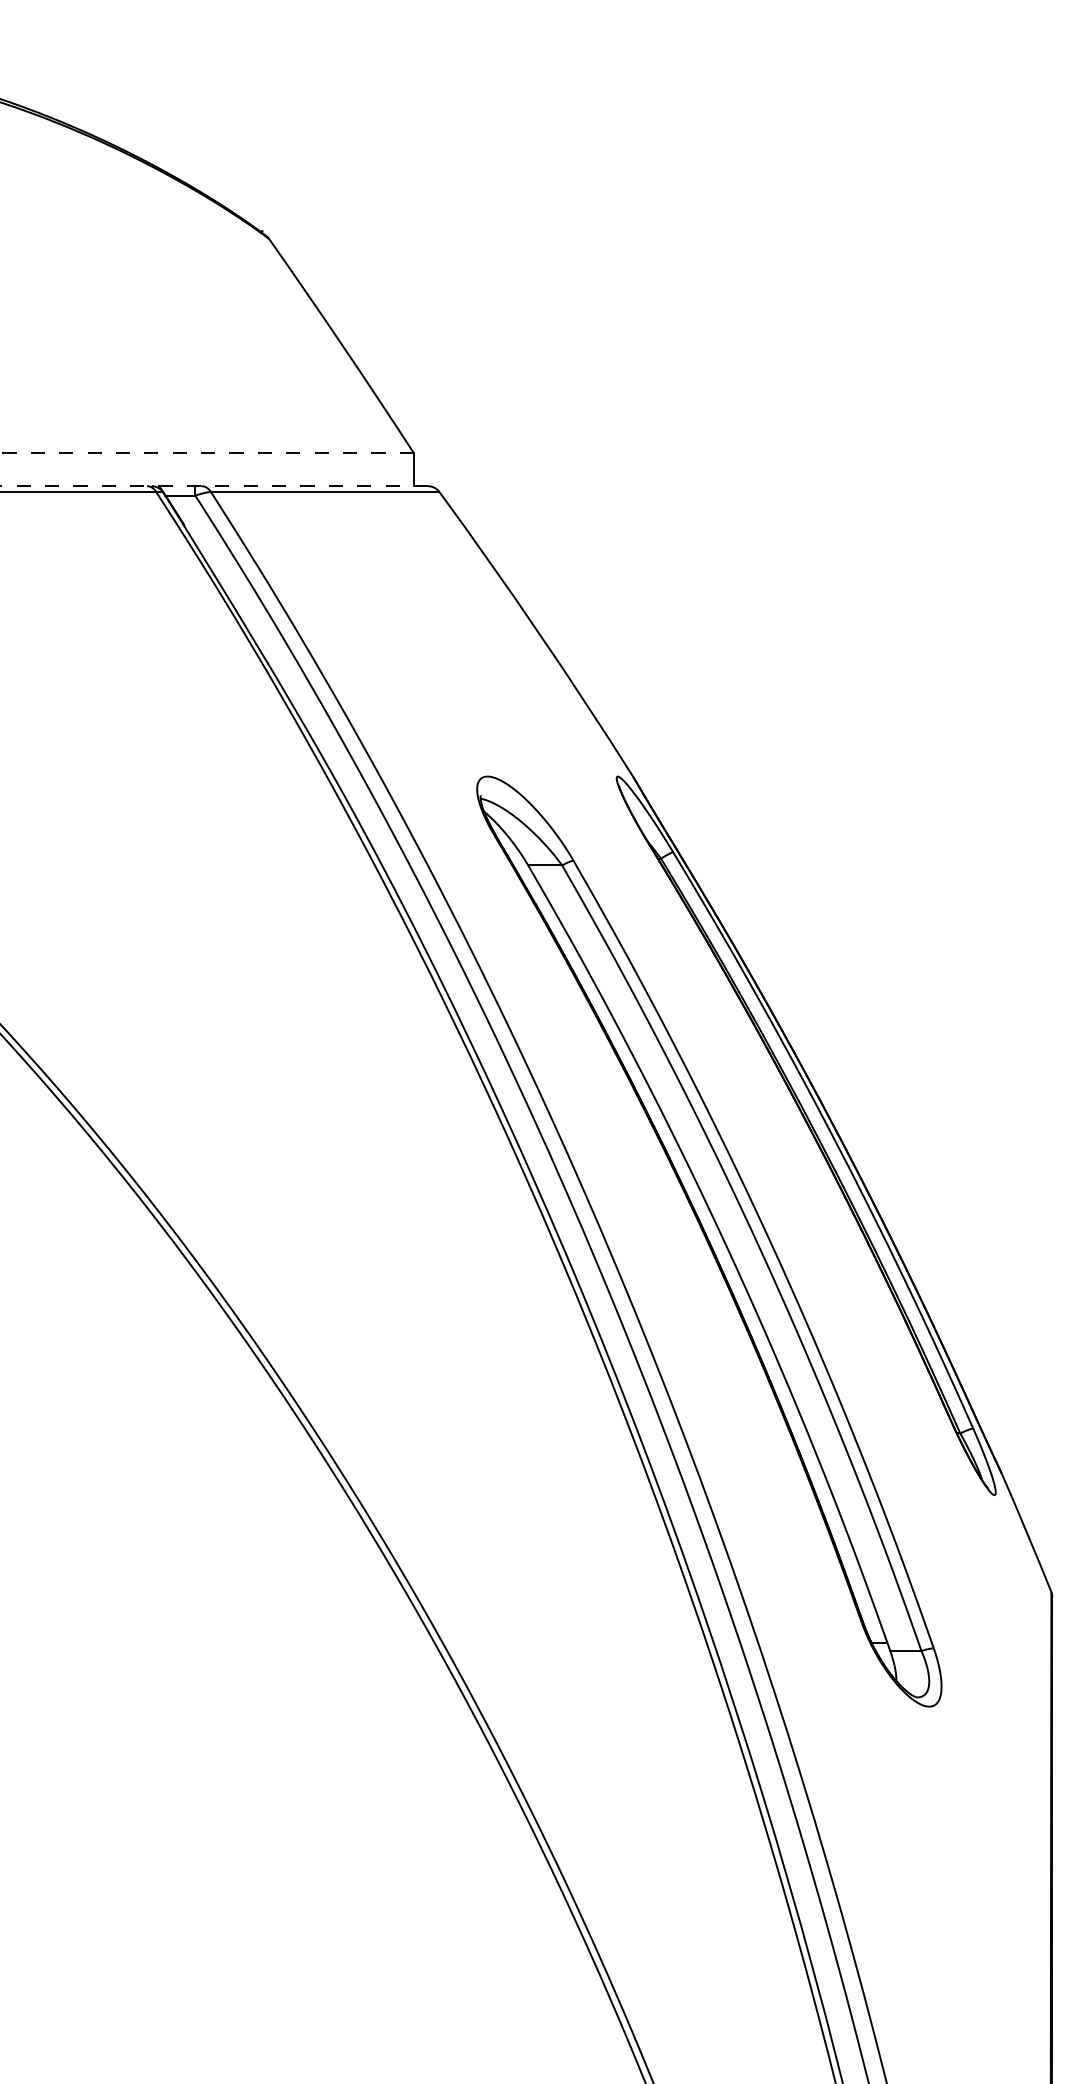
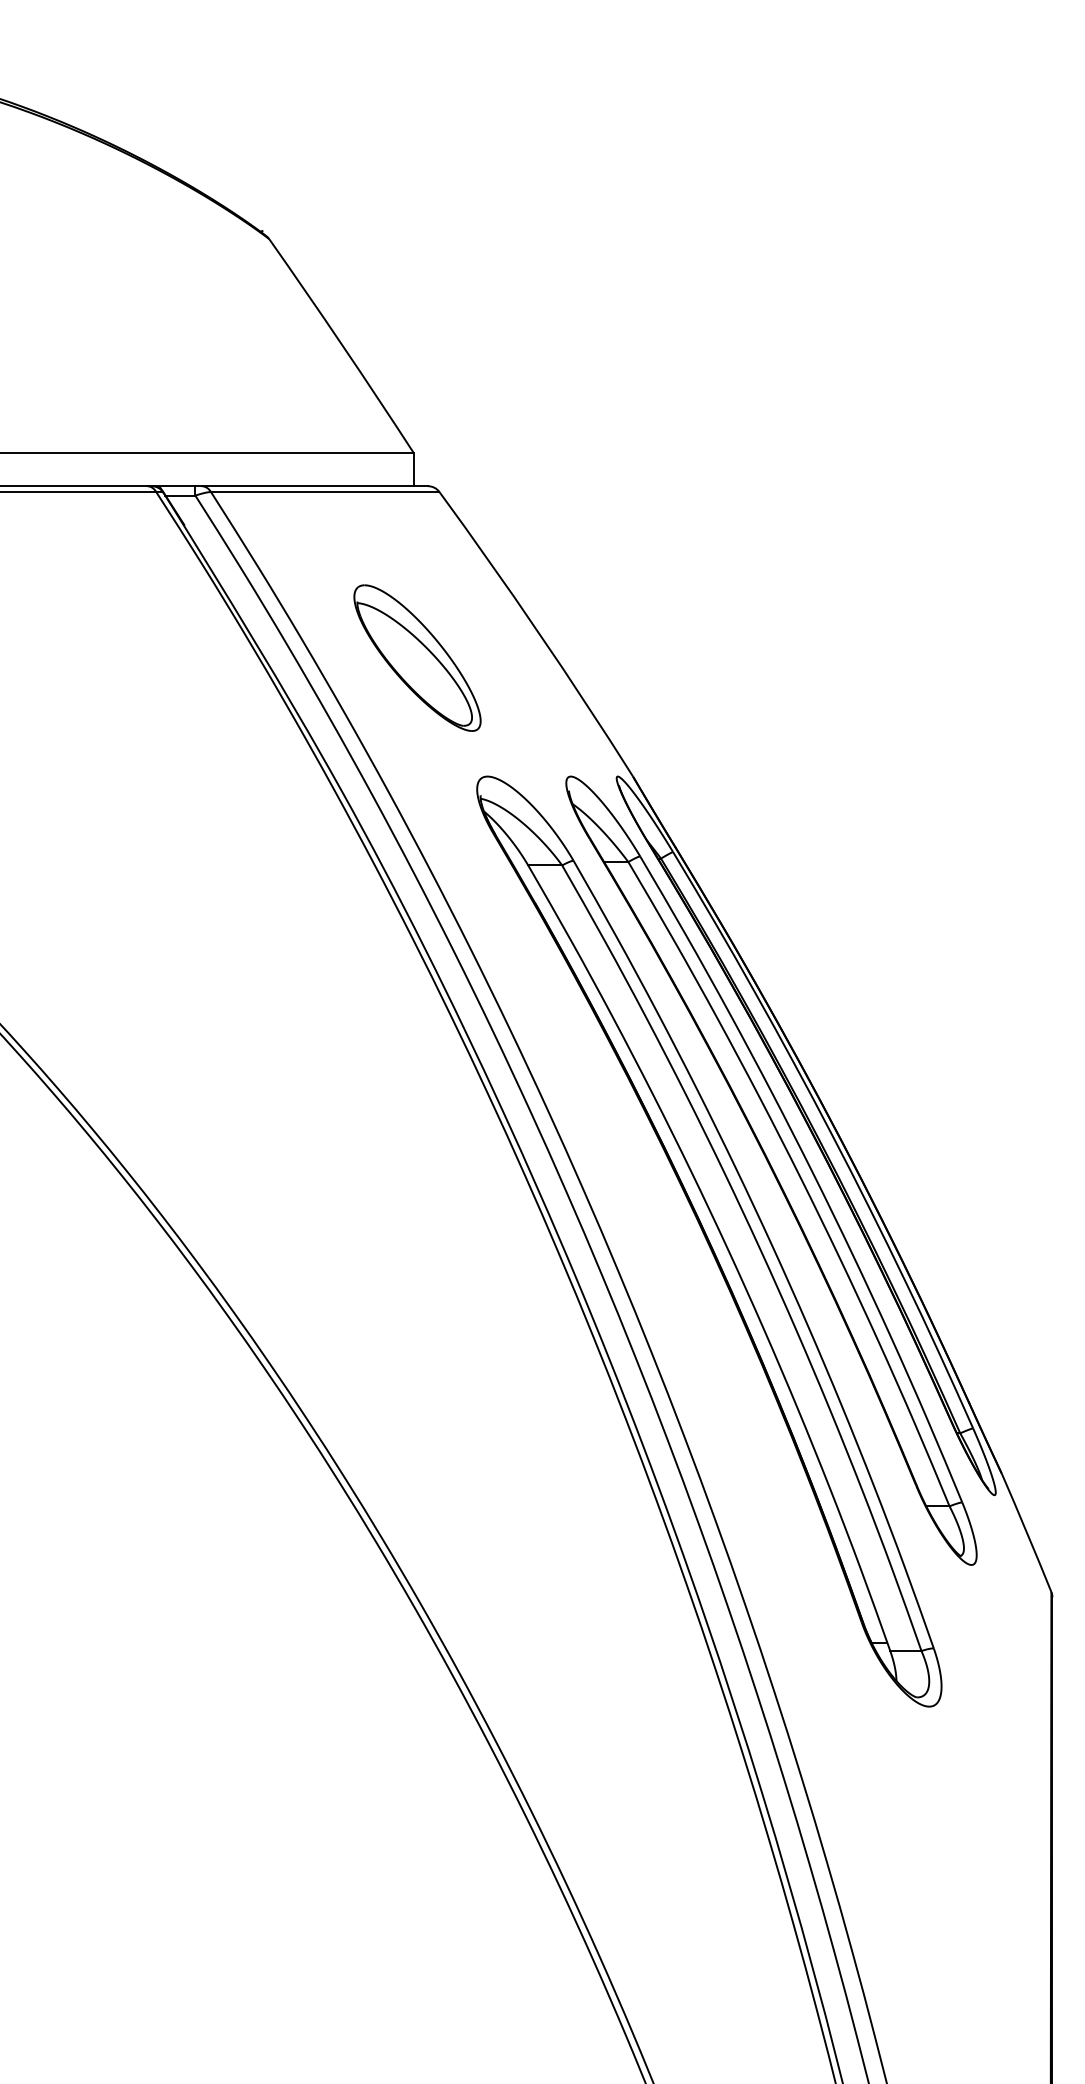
line: dashed -> solid (206, 453)
line: dashed -> solid (214, 486)
part: none -> present (417, 657)
part: none -> present (771, 1170)
